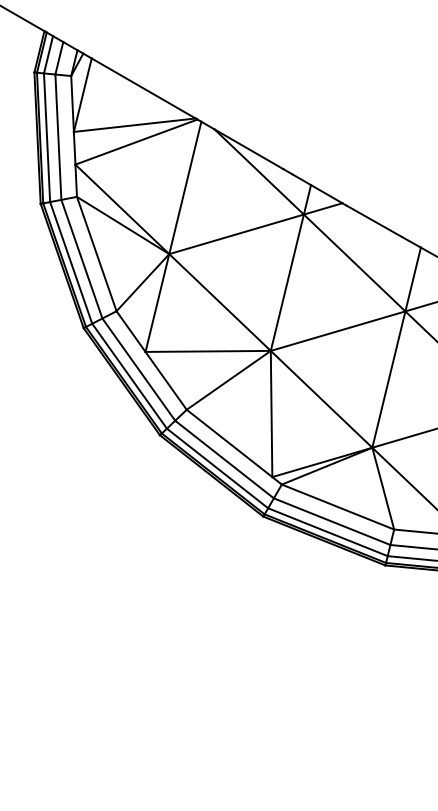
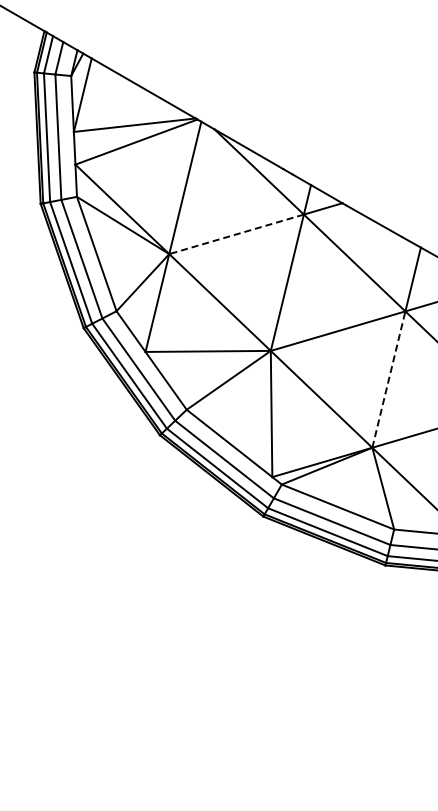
line: solid -> dashed (236, 234)
line: solid -> dashed (389, 379)
